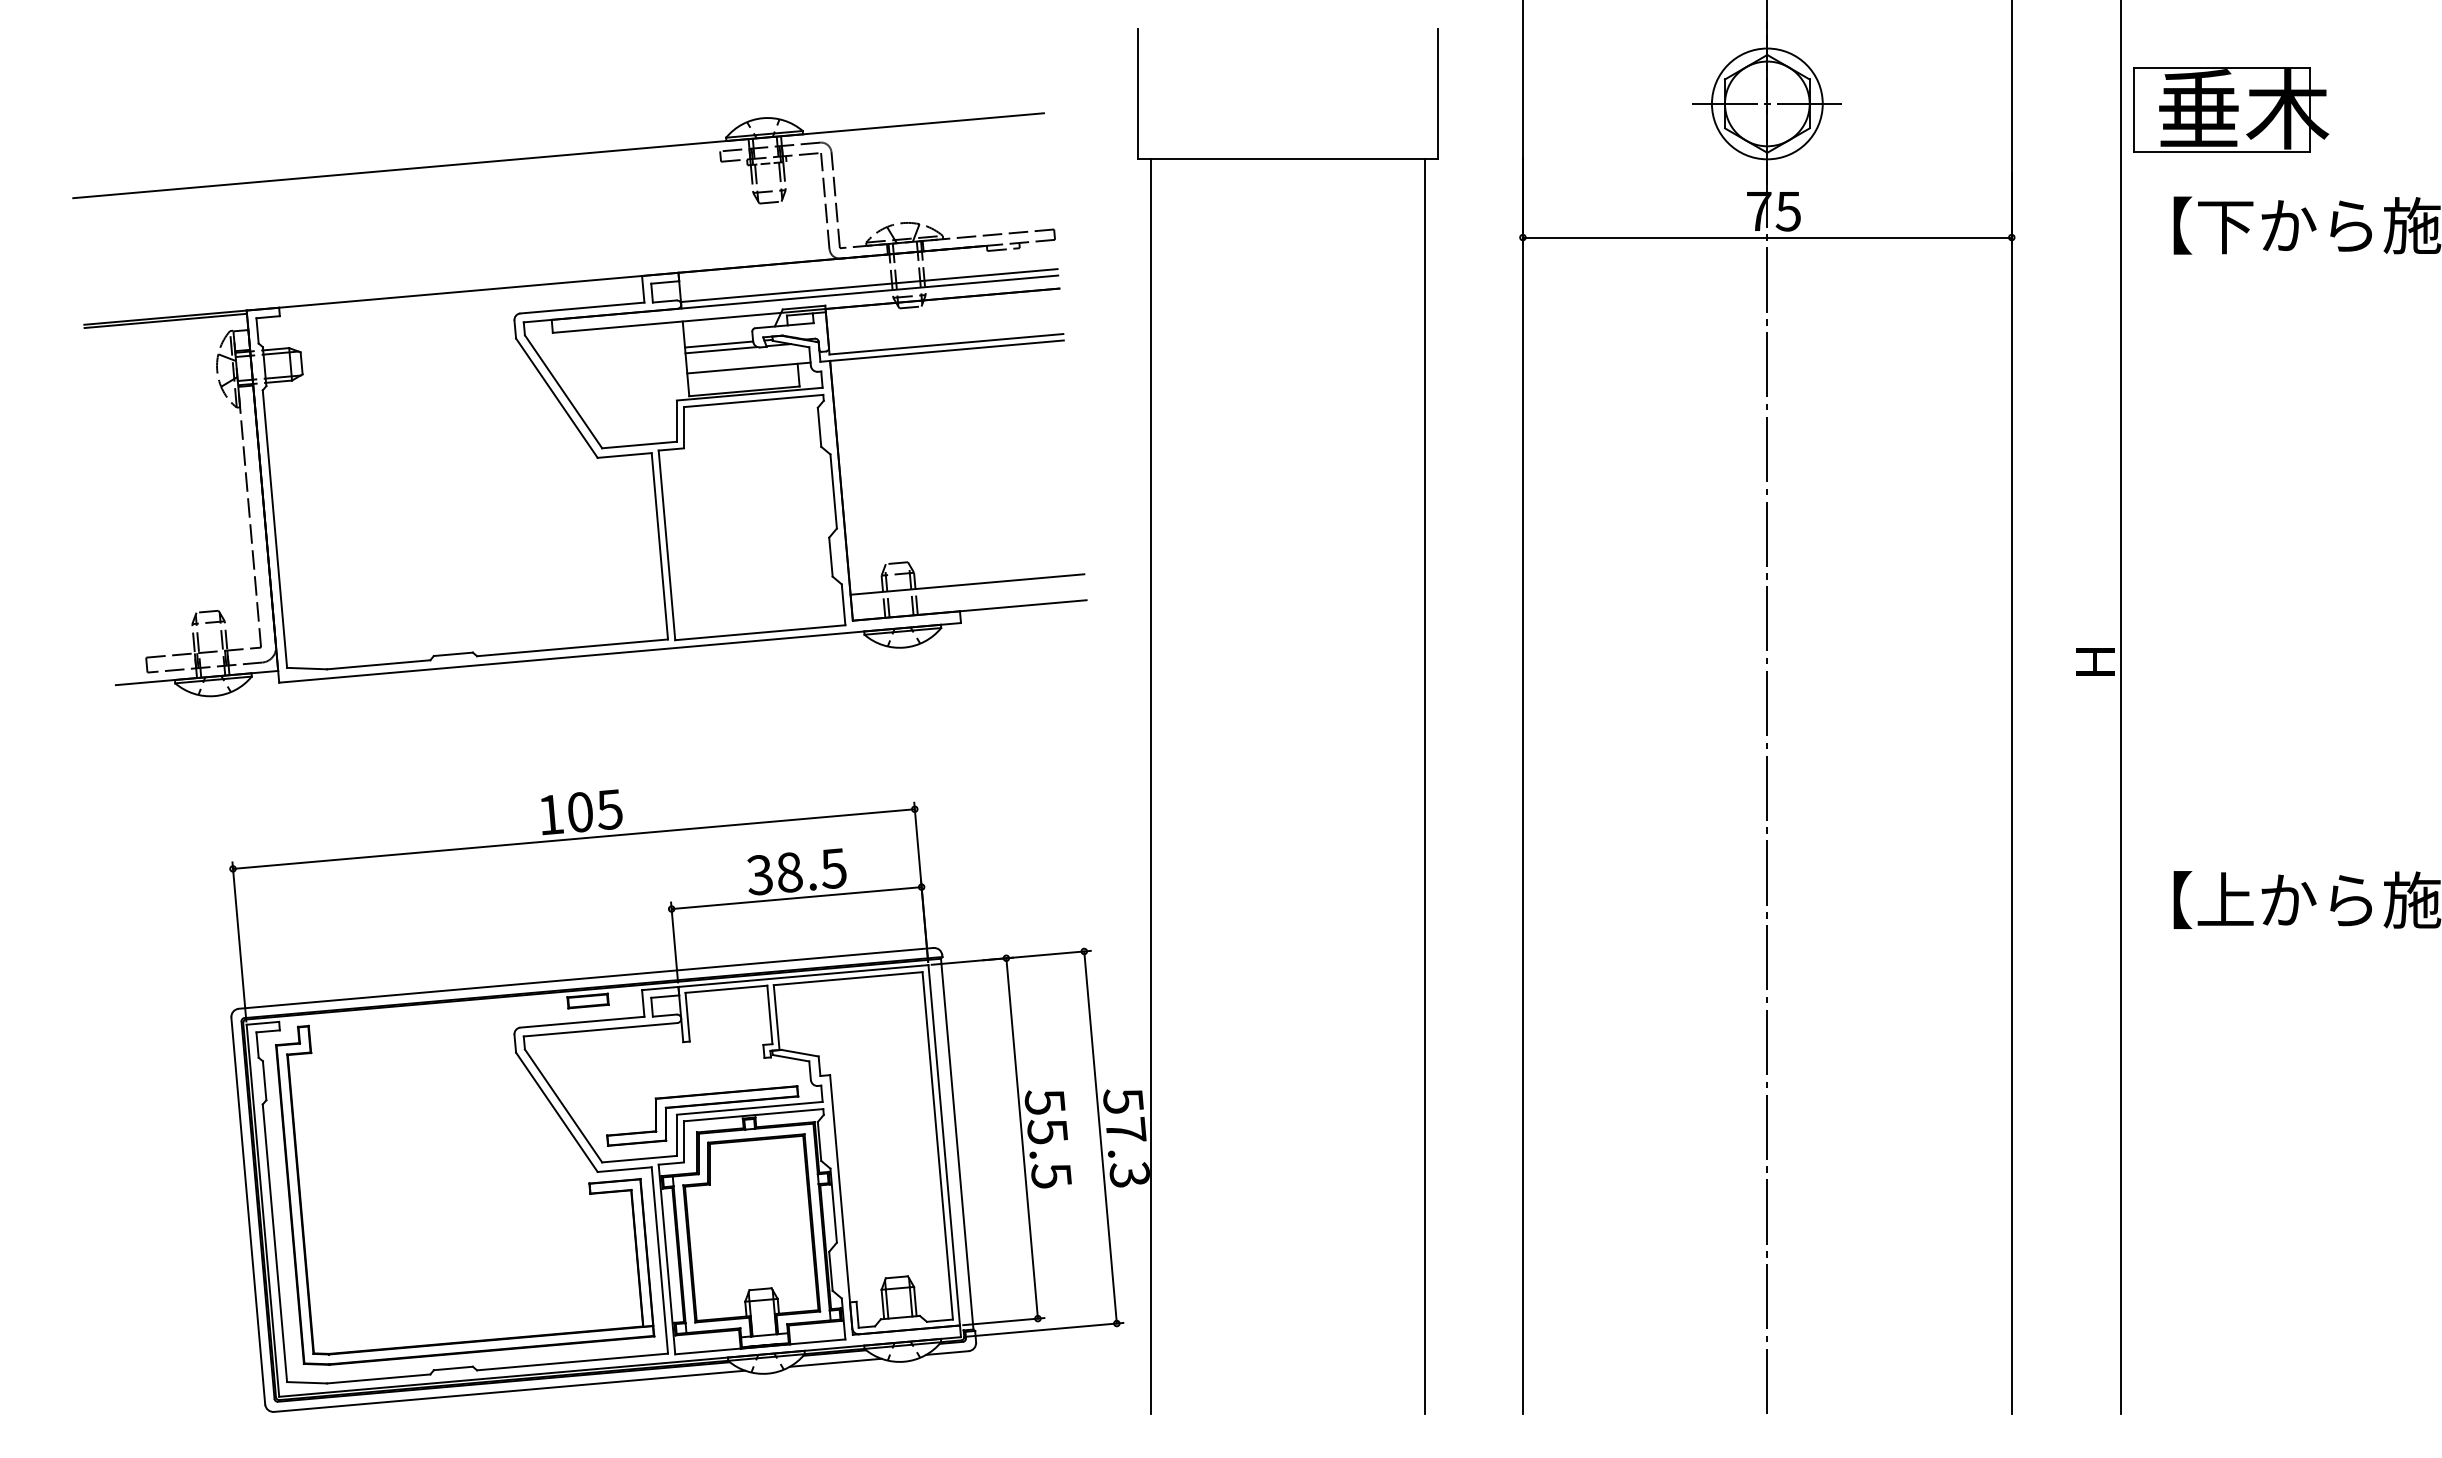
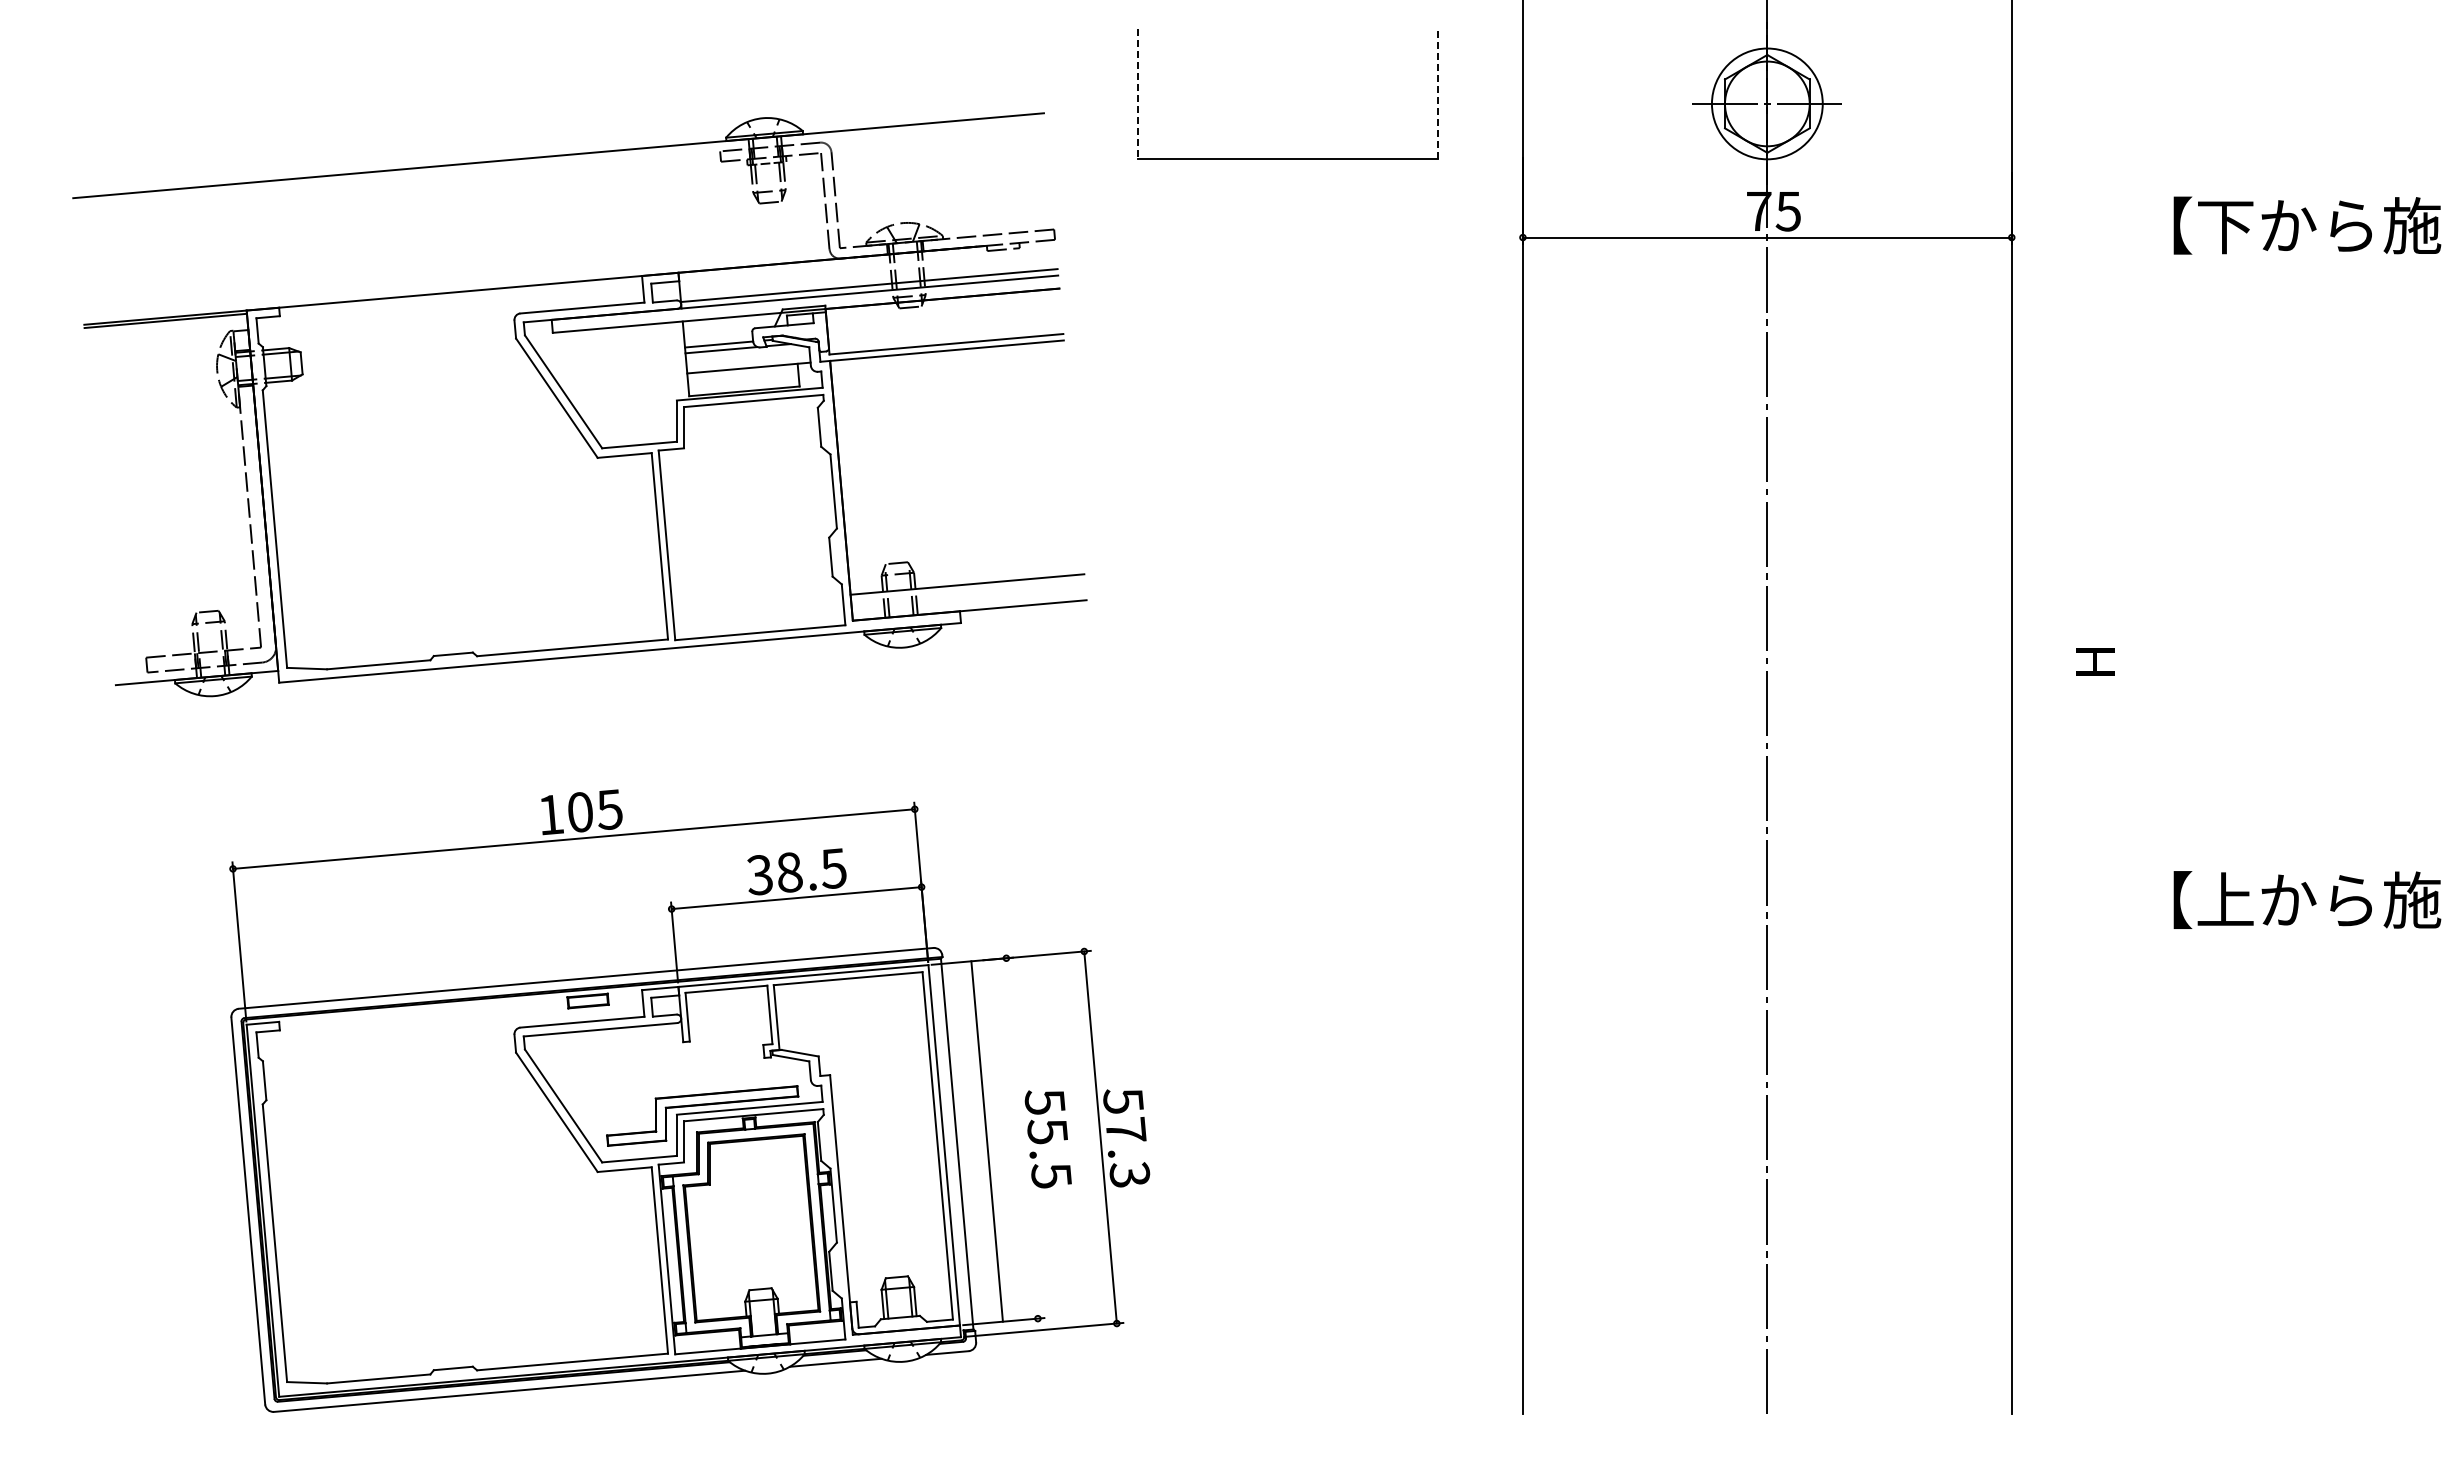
line: solid -> dashed (1438, 93)
line: solid -> dashed (1138, 94)
part: present -> none (2231, 109)
line: present -> none (2120, 708)
line: present -> none (1151, 786)
line: present -> none (1425, 786)
line position: (1021, 1138) -> (986, 1141) (986, 1141)
part: present -> none (588, 1188)
